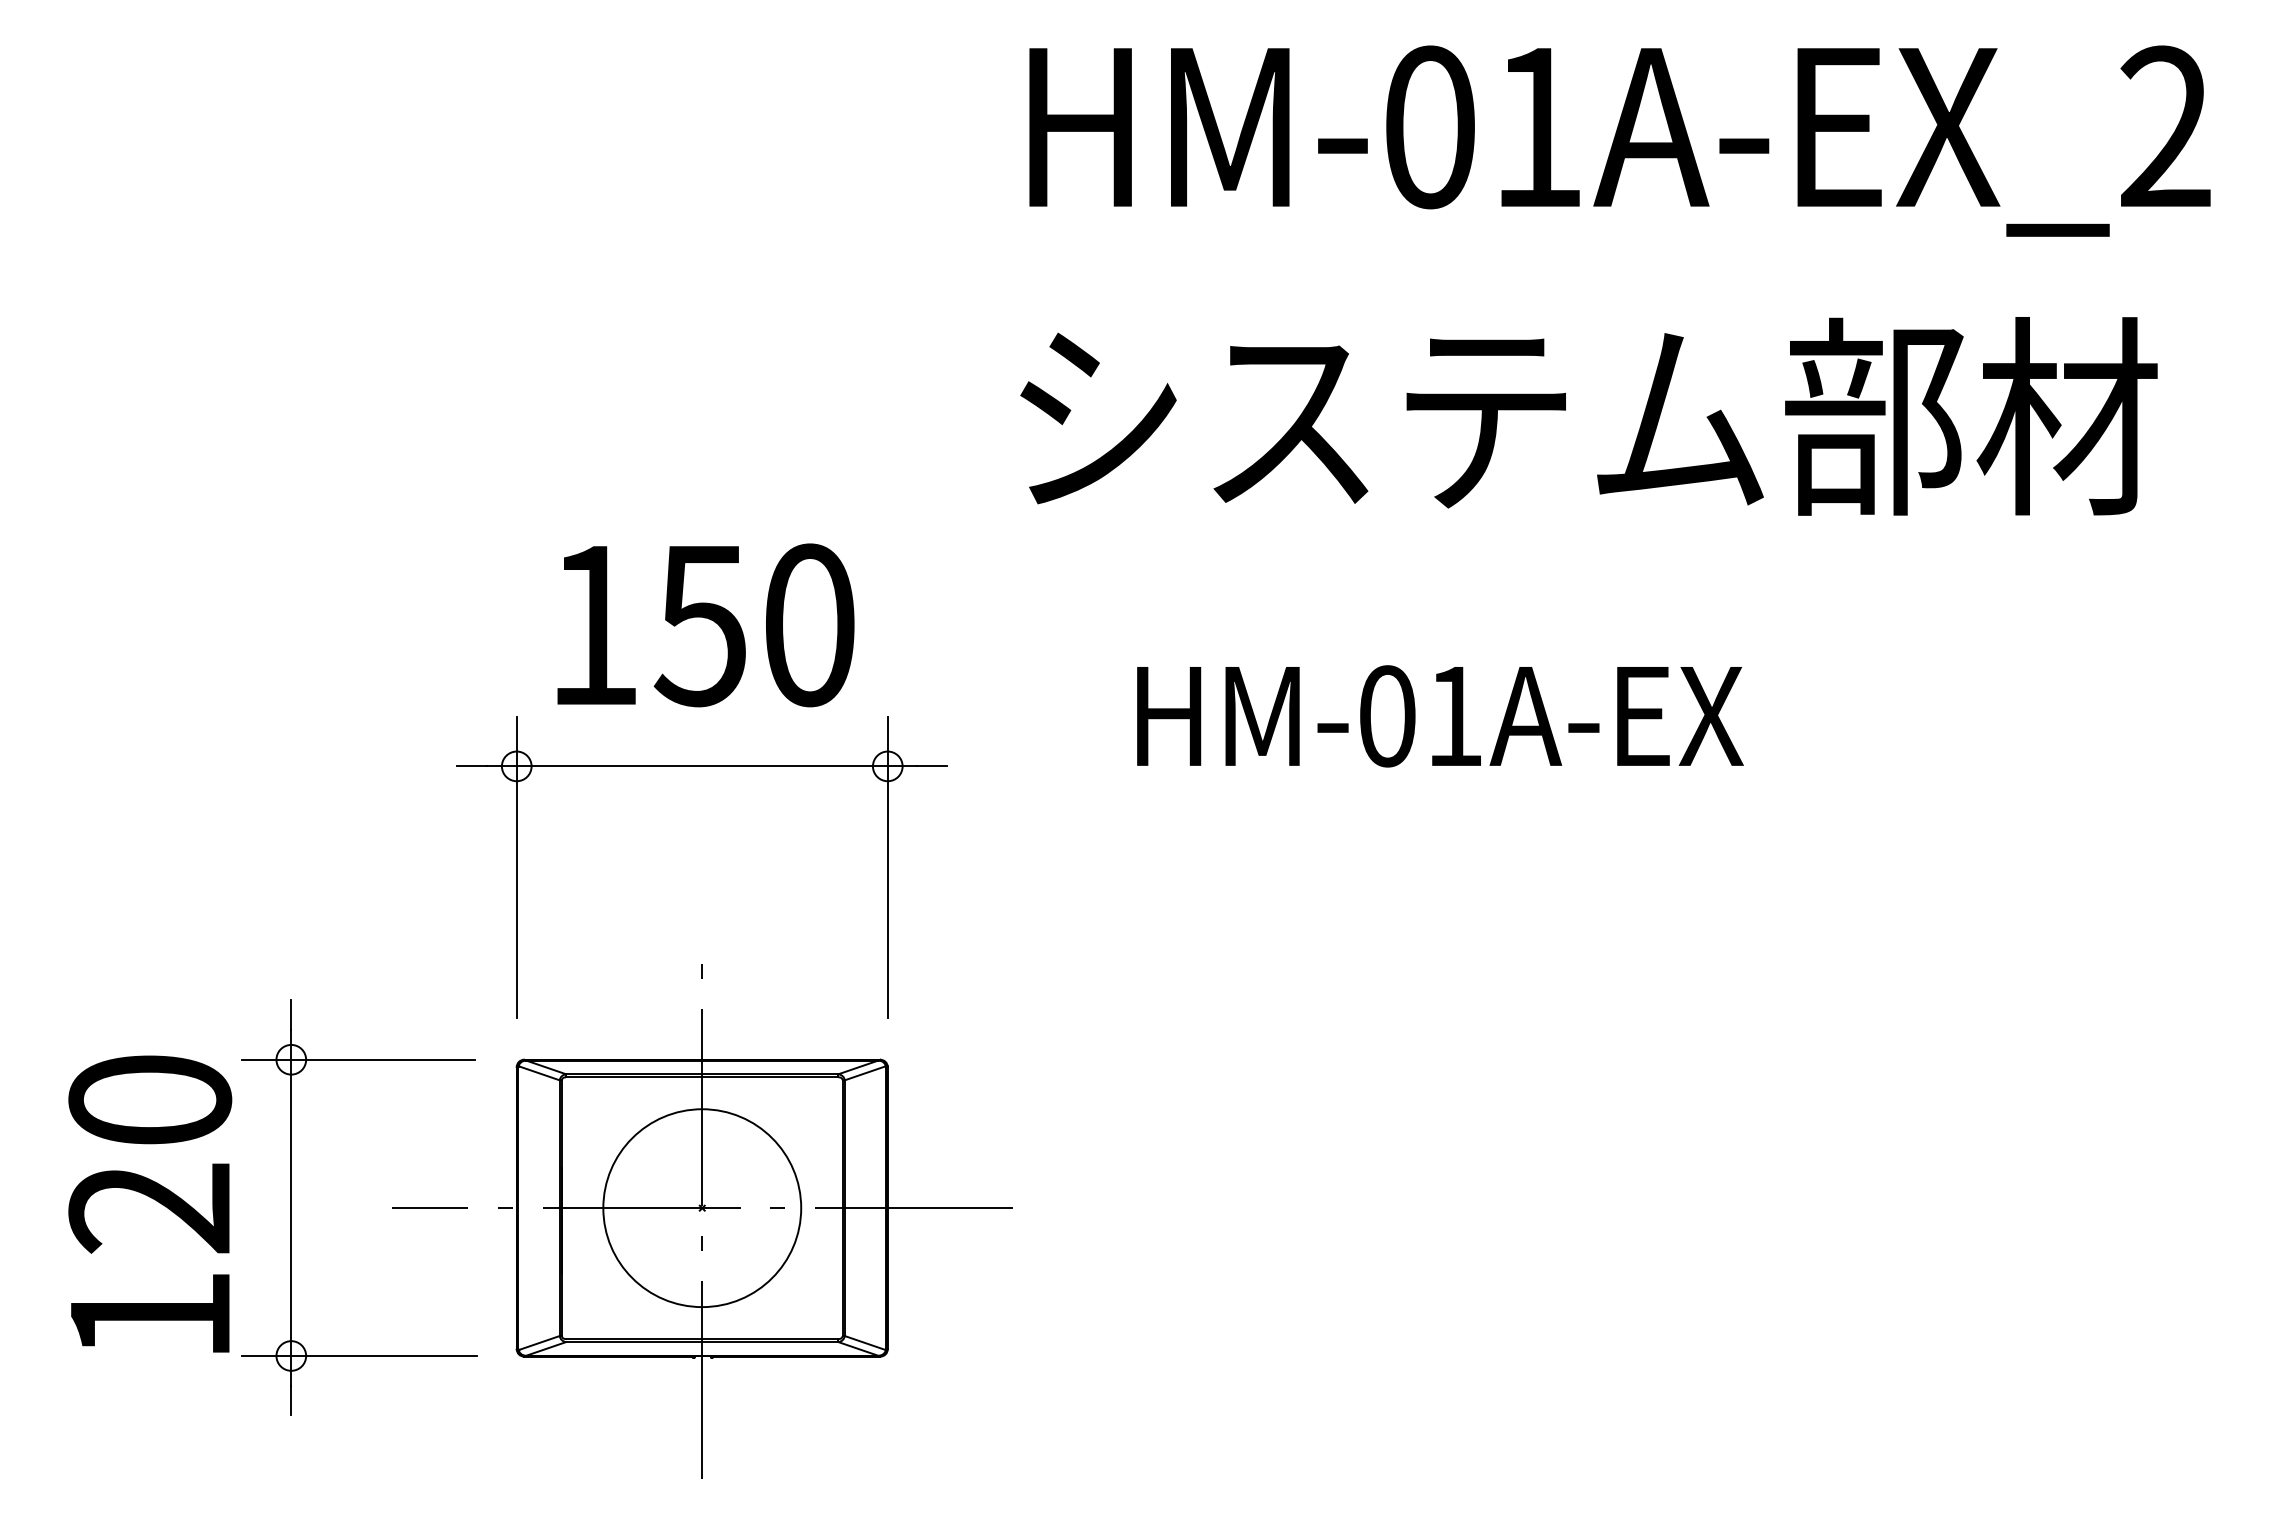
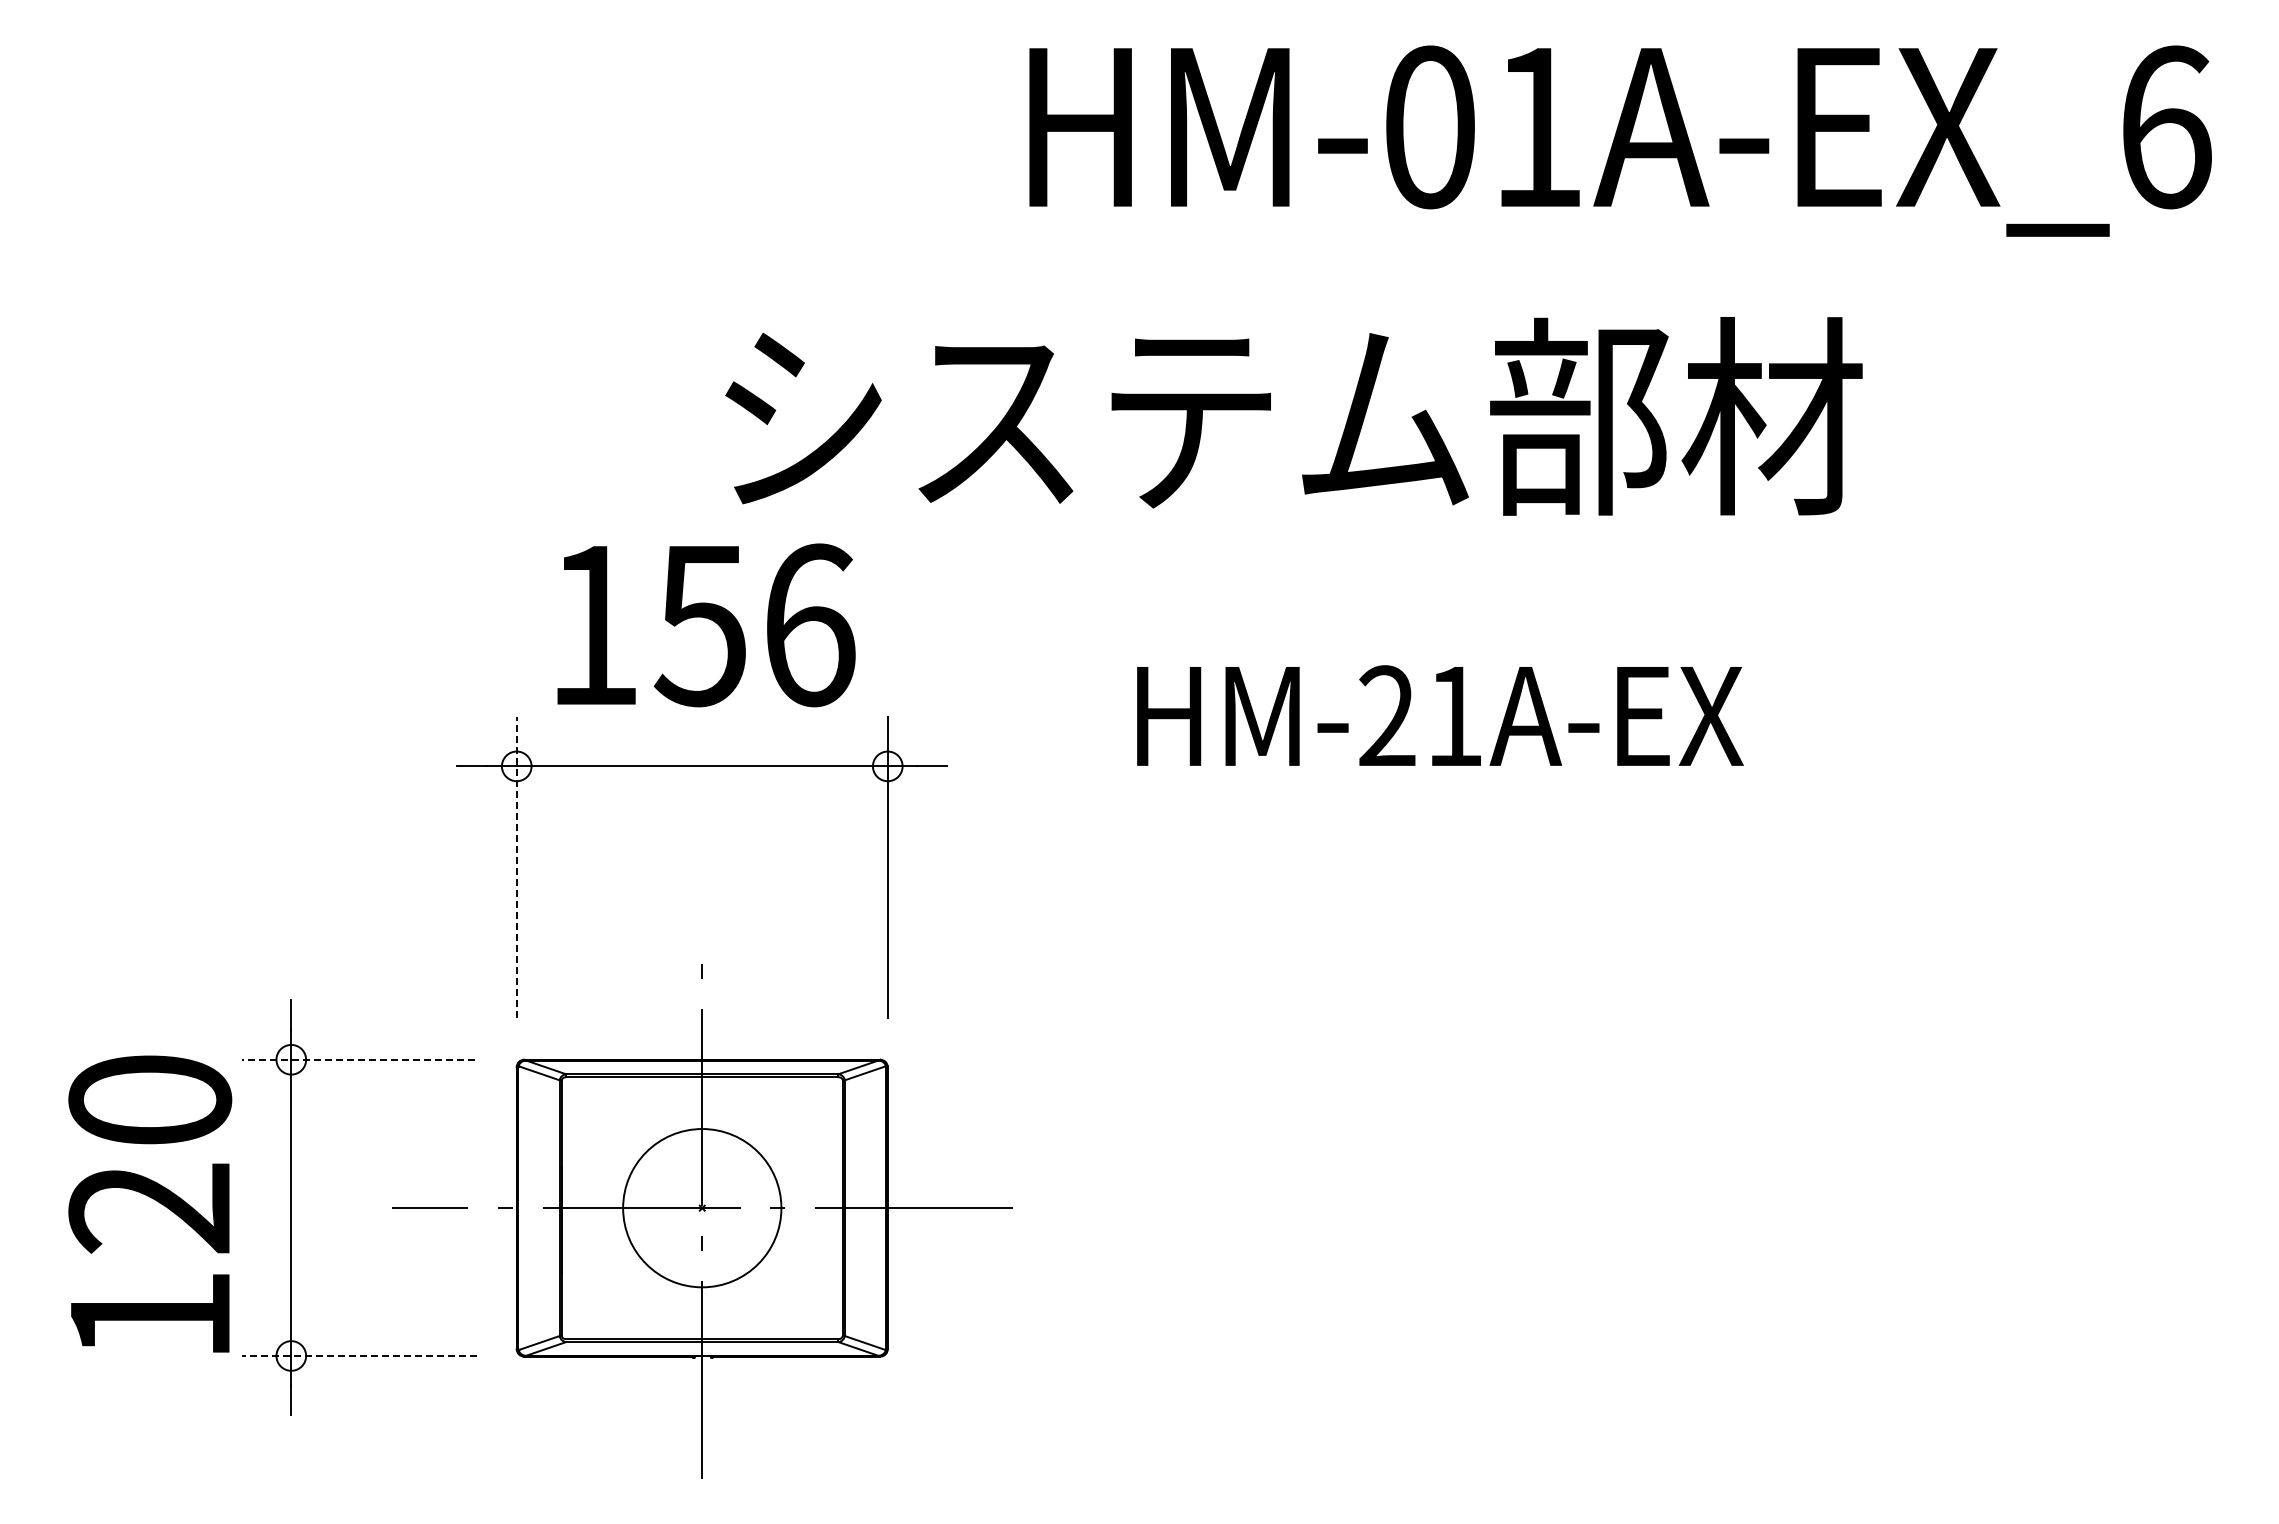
text: HM-01A-EX_2 -> HM-01A-EX_6 (2165, 127)
text position: (1588, 416) -> (1293, 416) (1293, 416)
text: 150 -> 156 (810, 625)
text: HM-01A-EX -> HM-21A-EX (1387, 716)
line: solid -> dashed (516, 866)
line: solid -> dashed (357, 1059)
circle diameter: 198 px -> 158 px (702, 1208)
line: solid -> dashed (358, 1355)
